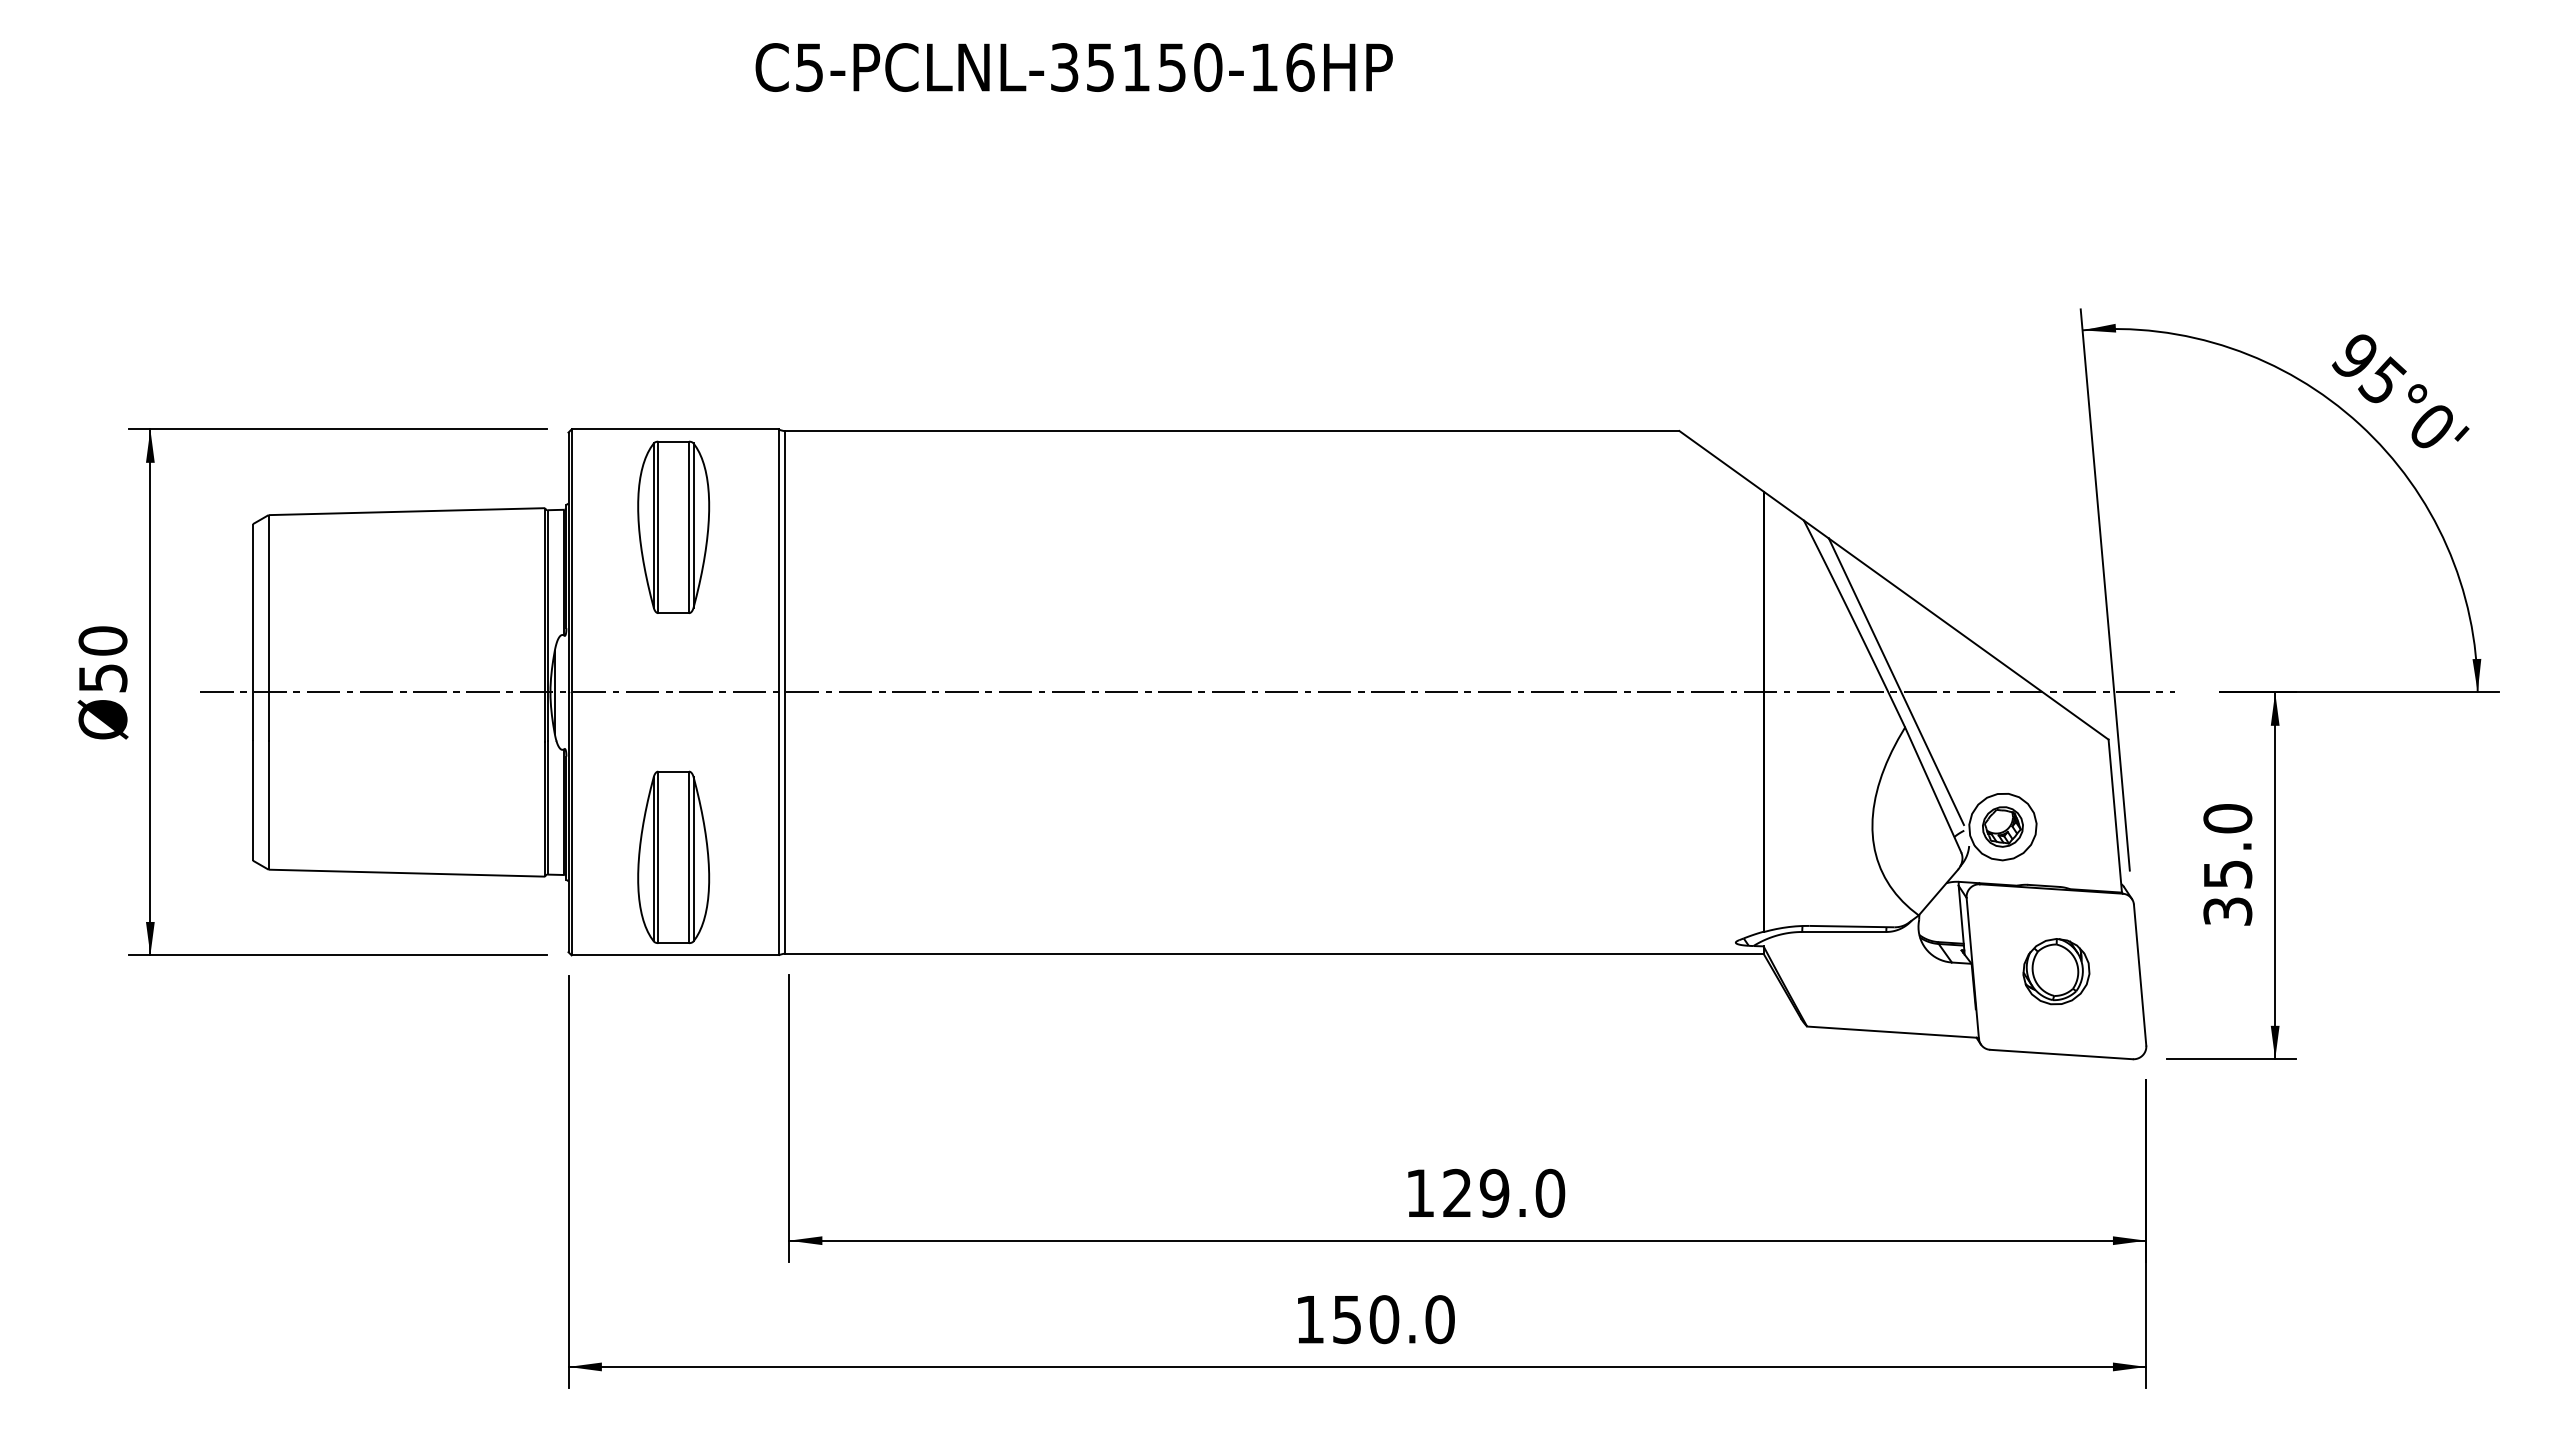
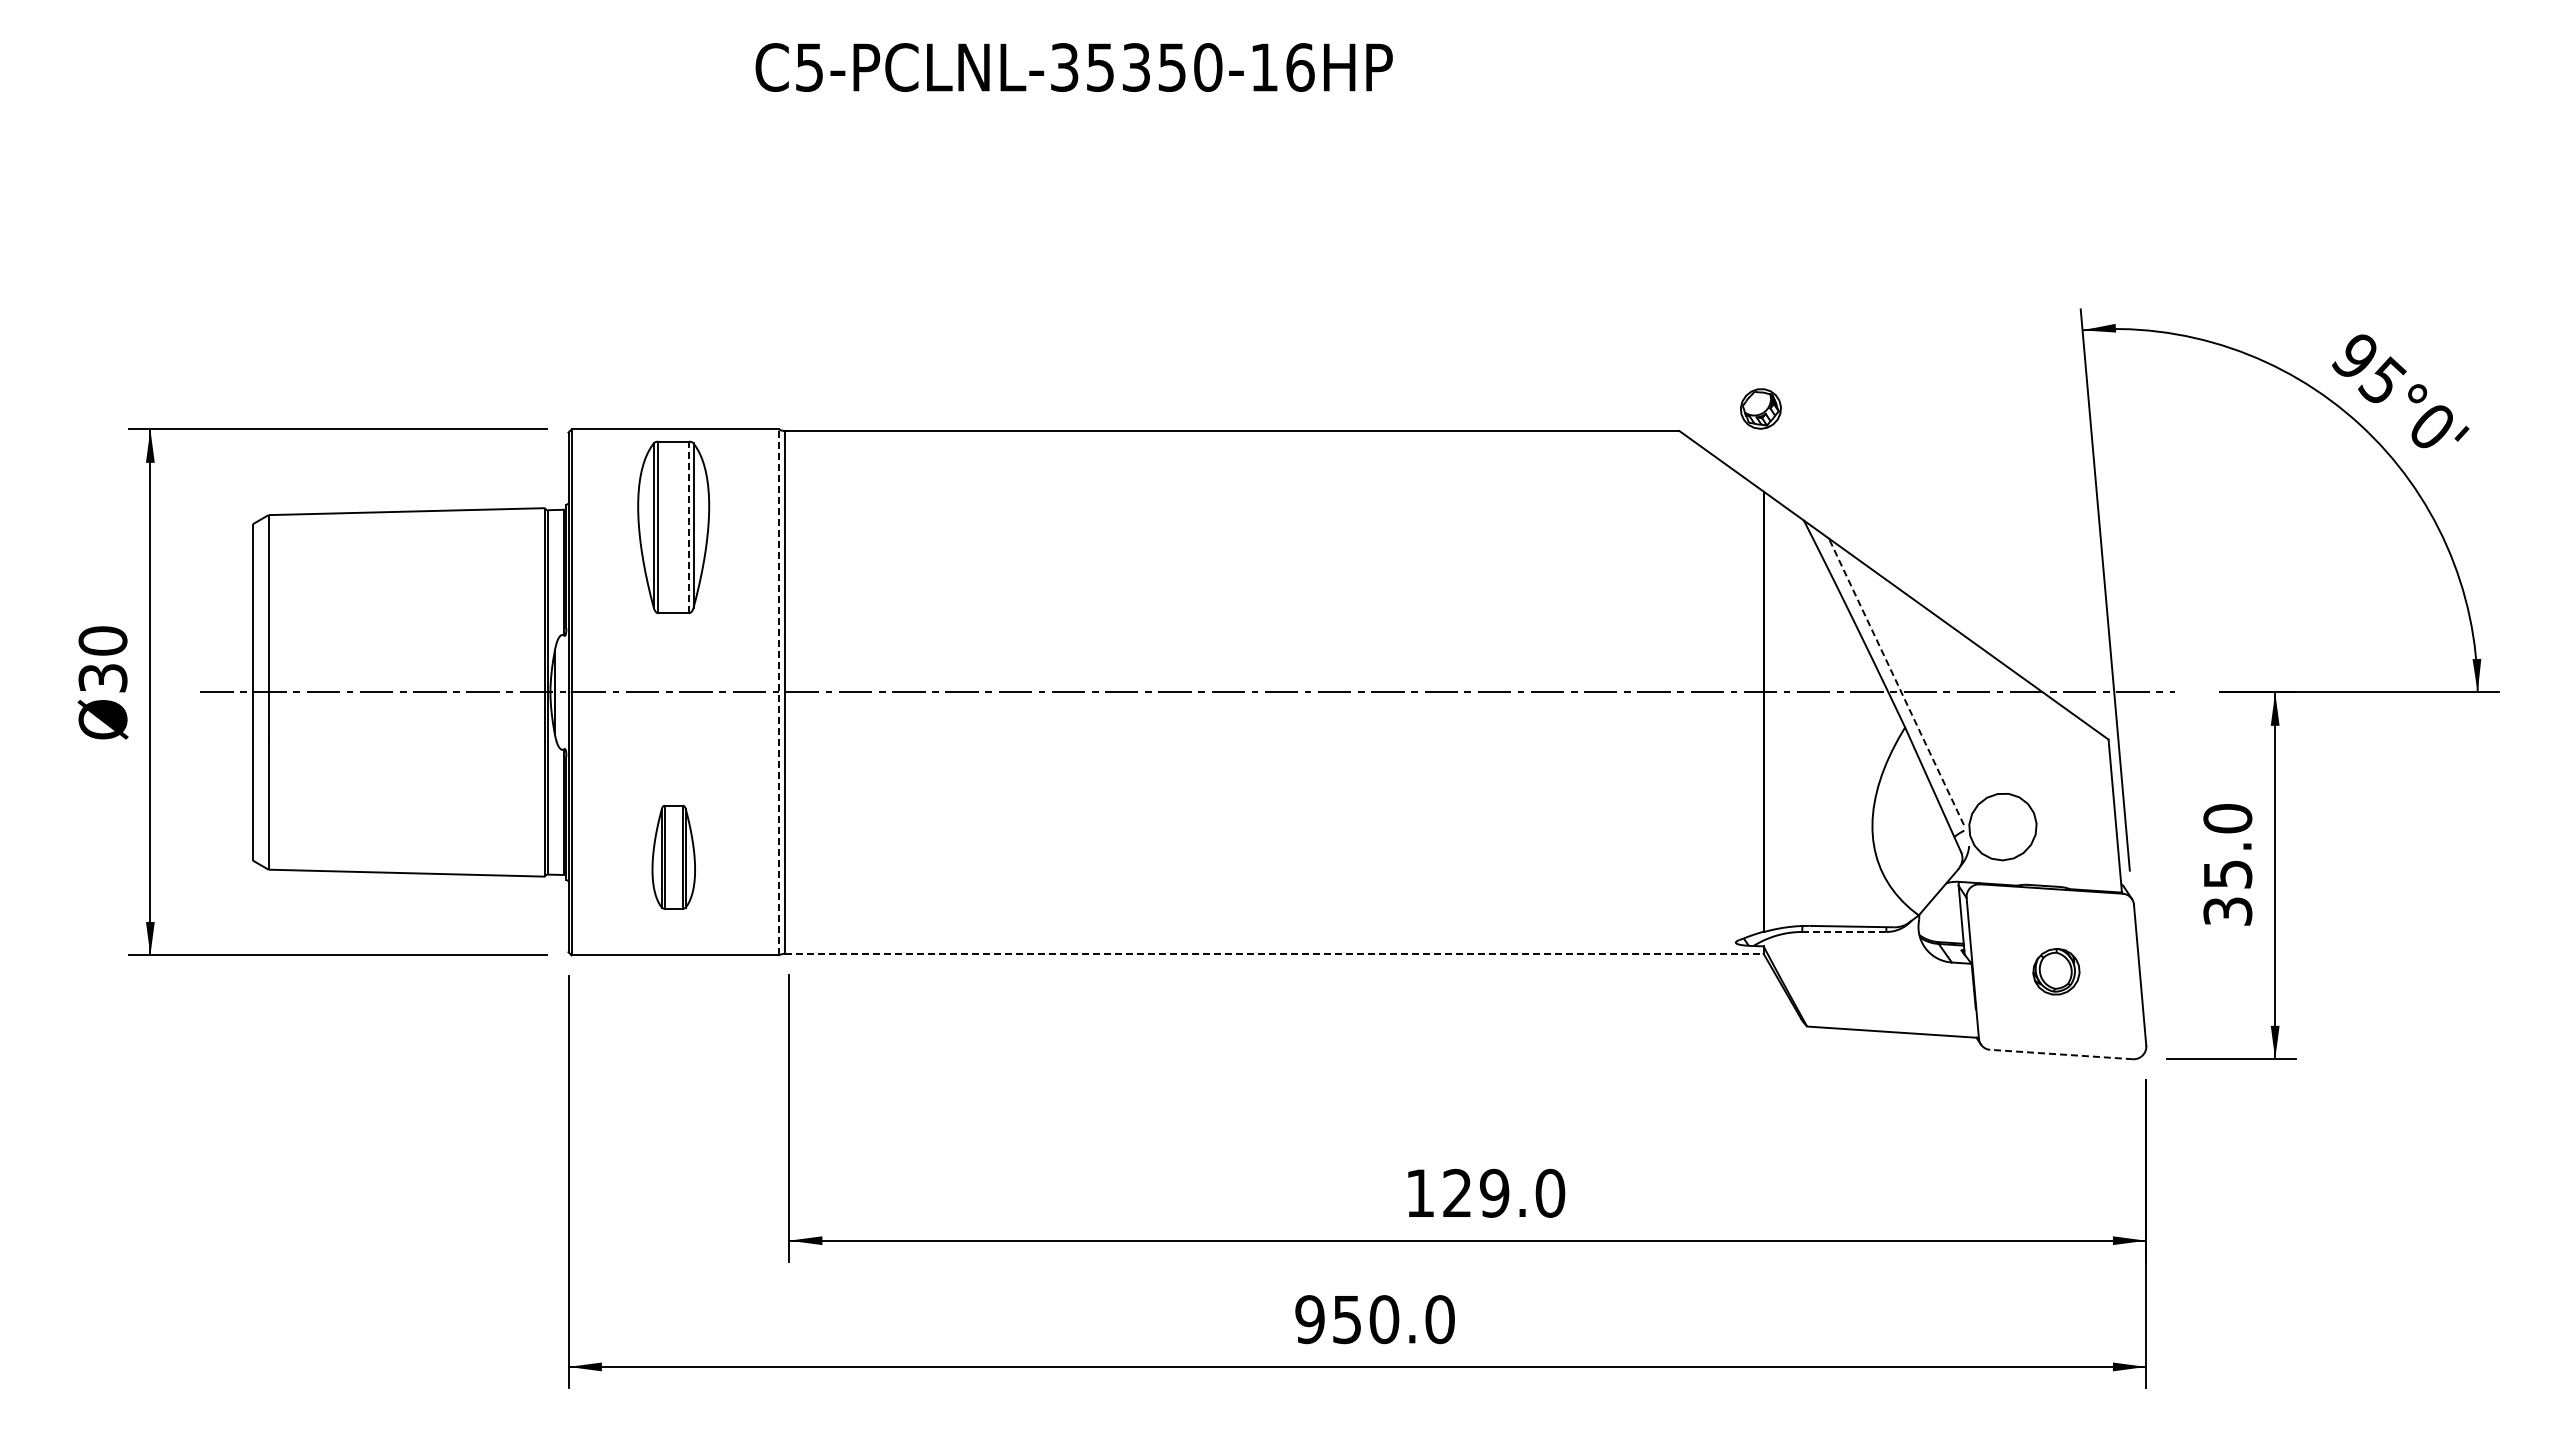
text: C5-PCLNL-35150-16HP -> C5-PCLNL-35350-16HP (1136, 67)
line: solid -> dashed (689, 527)
text: Ø50 -> Ø30 (102, 677)
line: solid -> dashed (1896, 681)
line: solid -> dashed (778, 692)
part position: (2002, 826) -> (1760, 408) (1760, 408)
part size: 74x174 px -> 45x105 px (673, 857)
line: solid -> dashed (1844, 931)
line: solid -> dashed (1274, 953)
part size: 69x68 px -> 49x48 px (2056, 971)
line: solid -> dashed (2061, 1054)
text: 150.0 -> 950.0 (1309, 1319)
